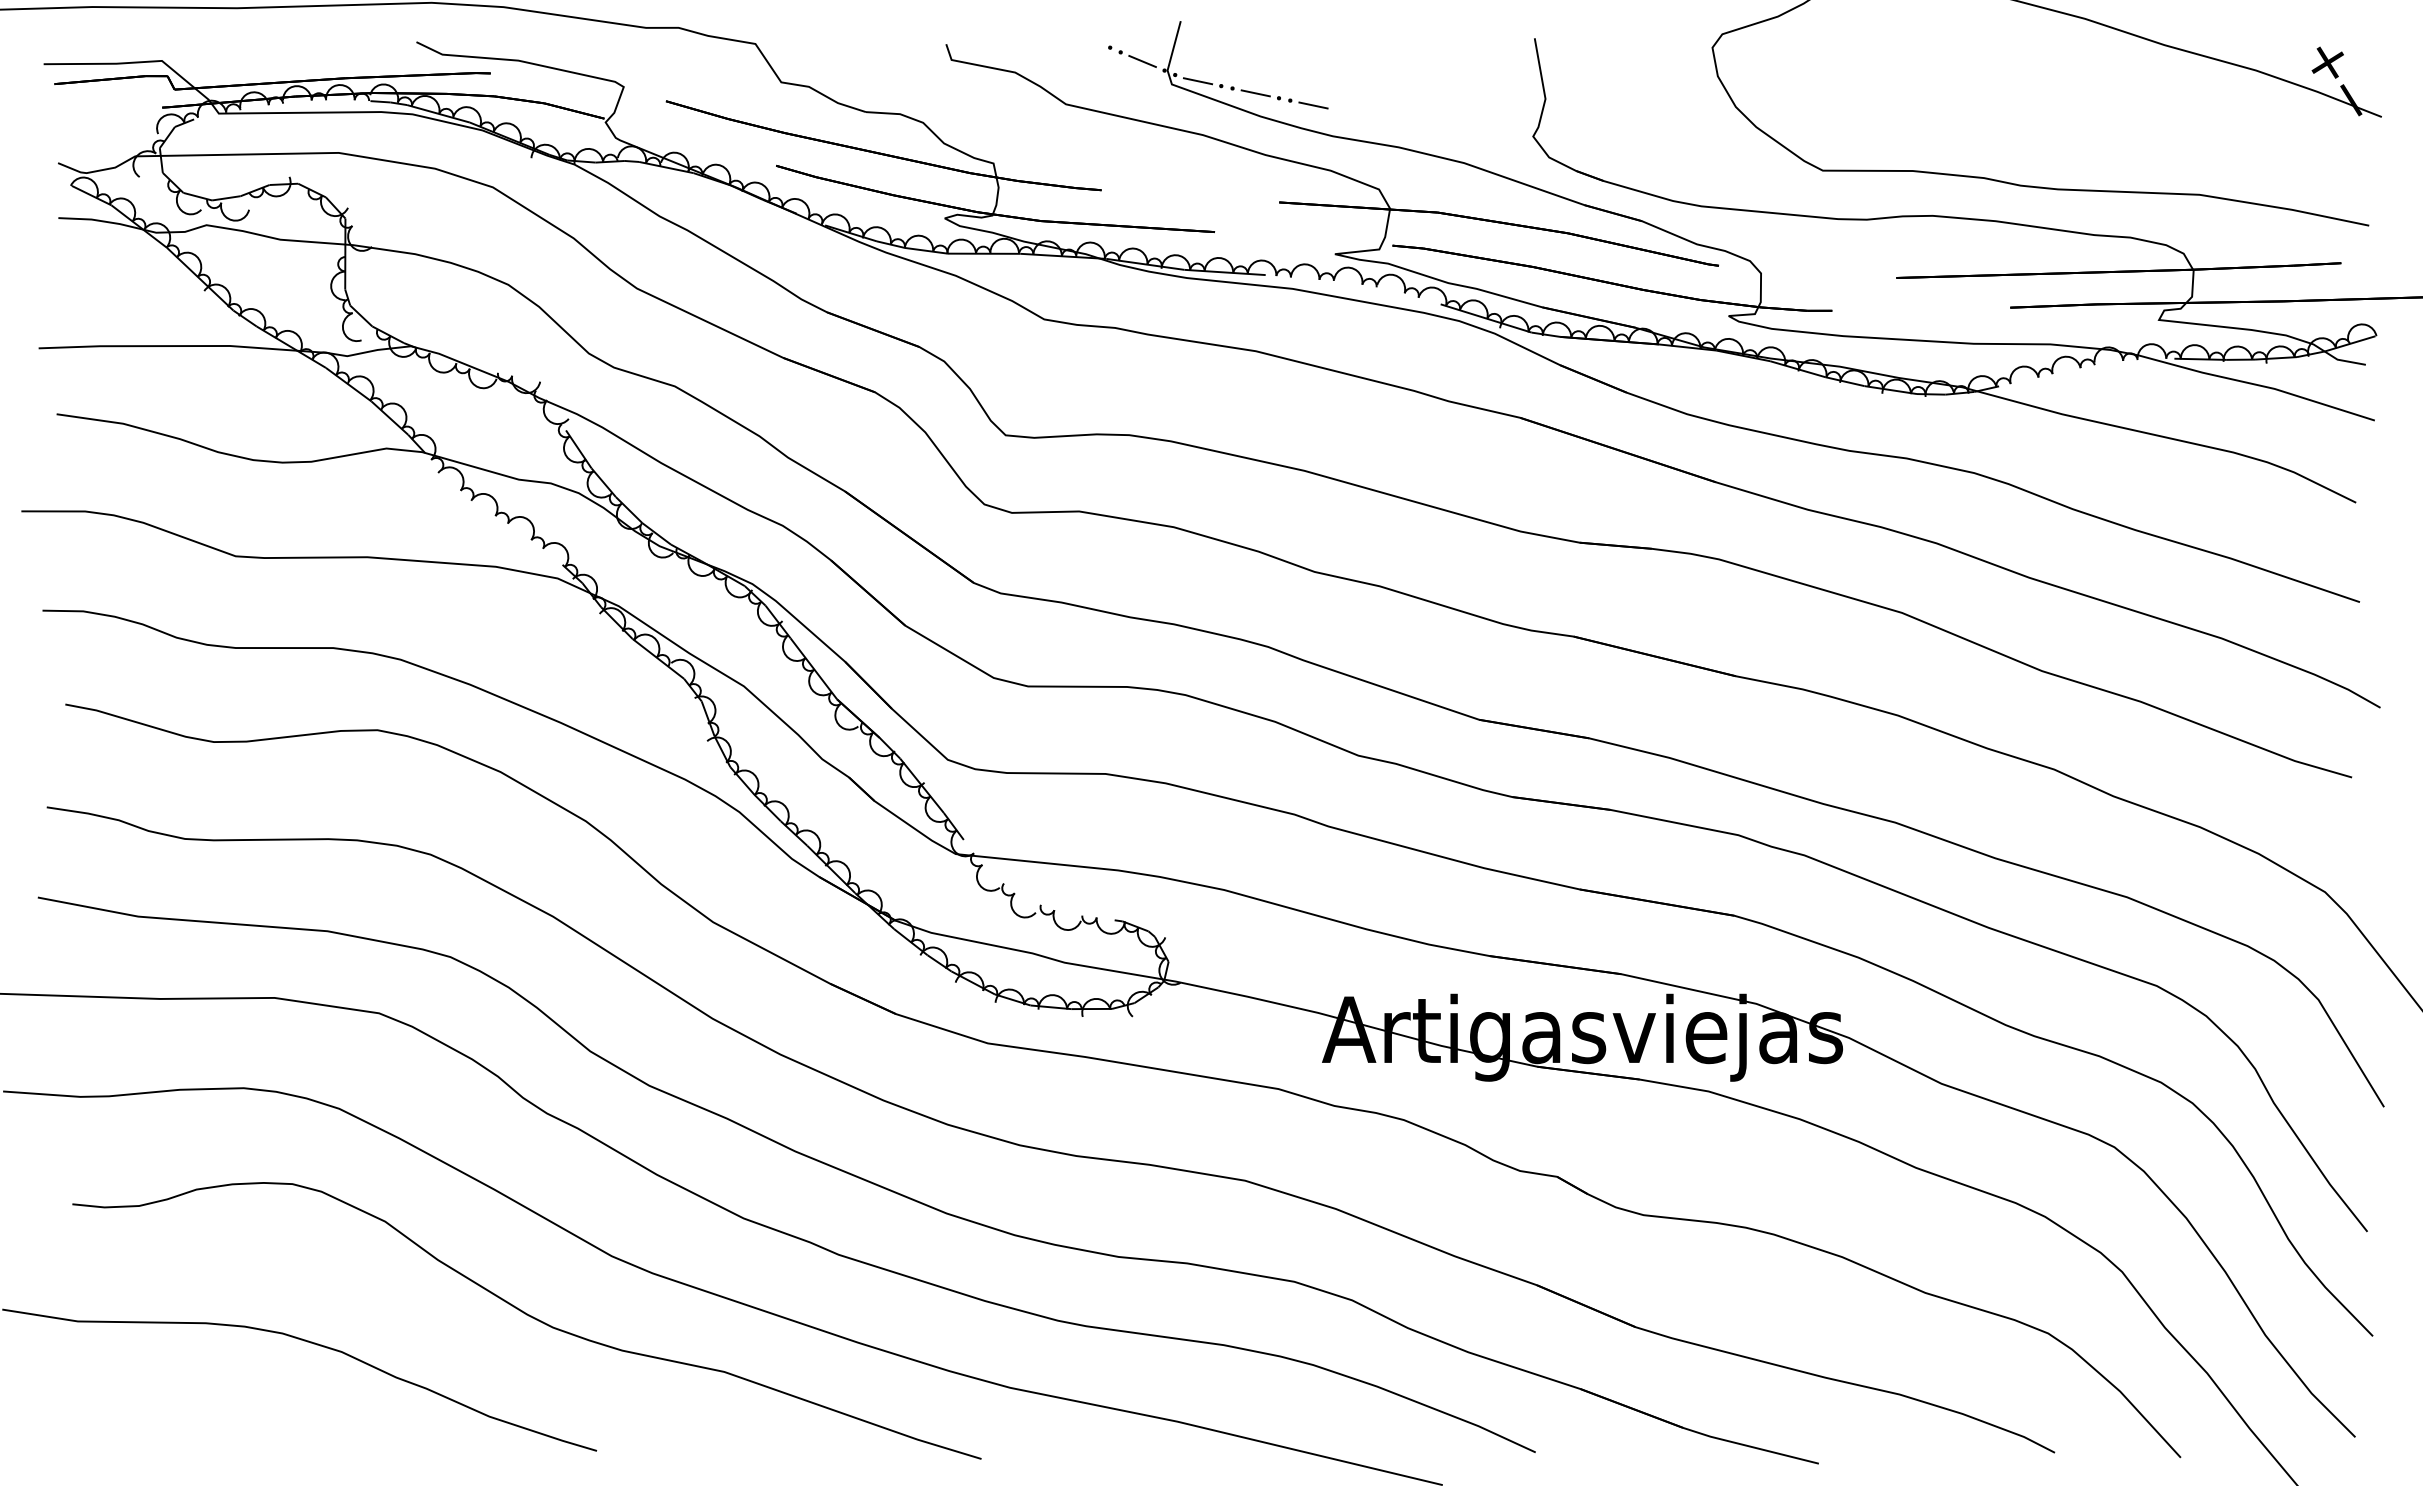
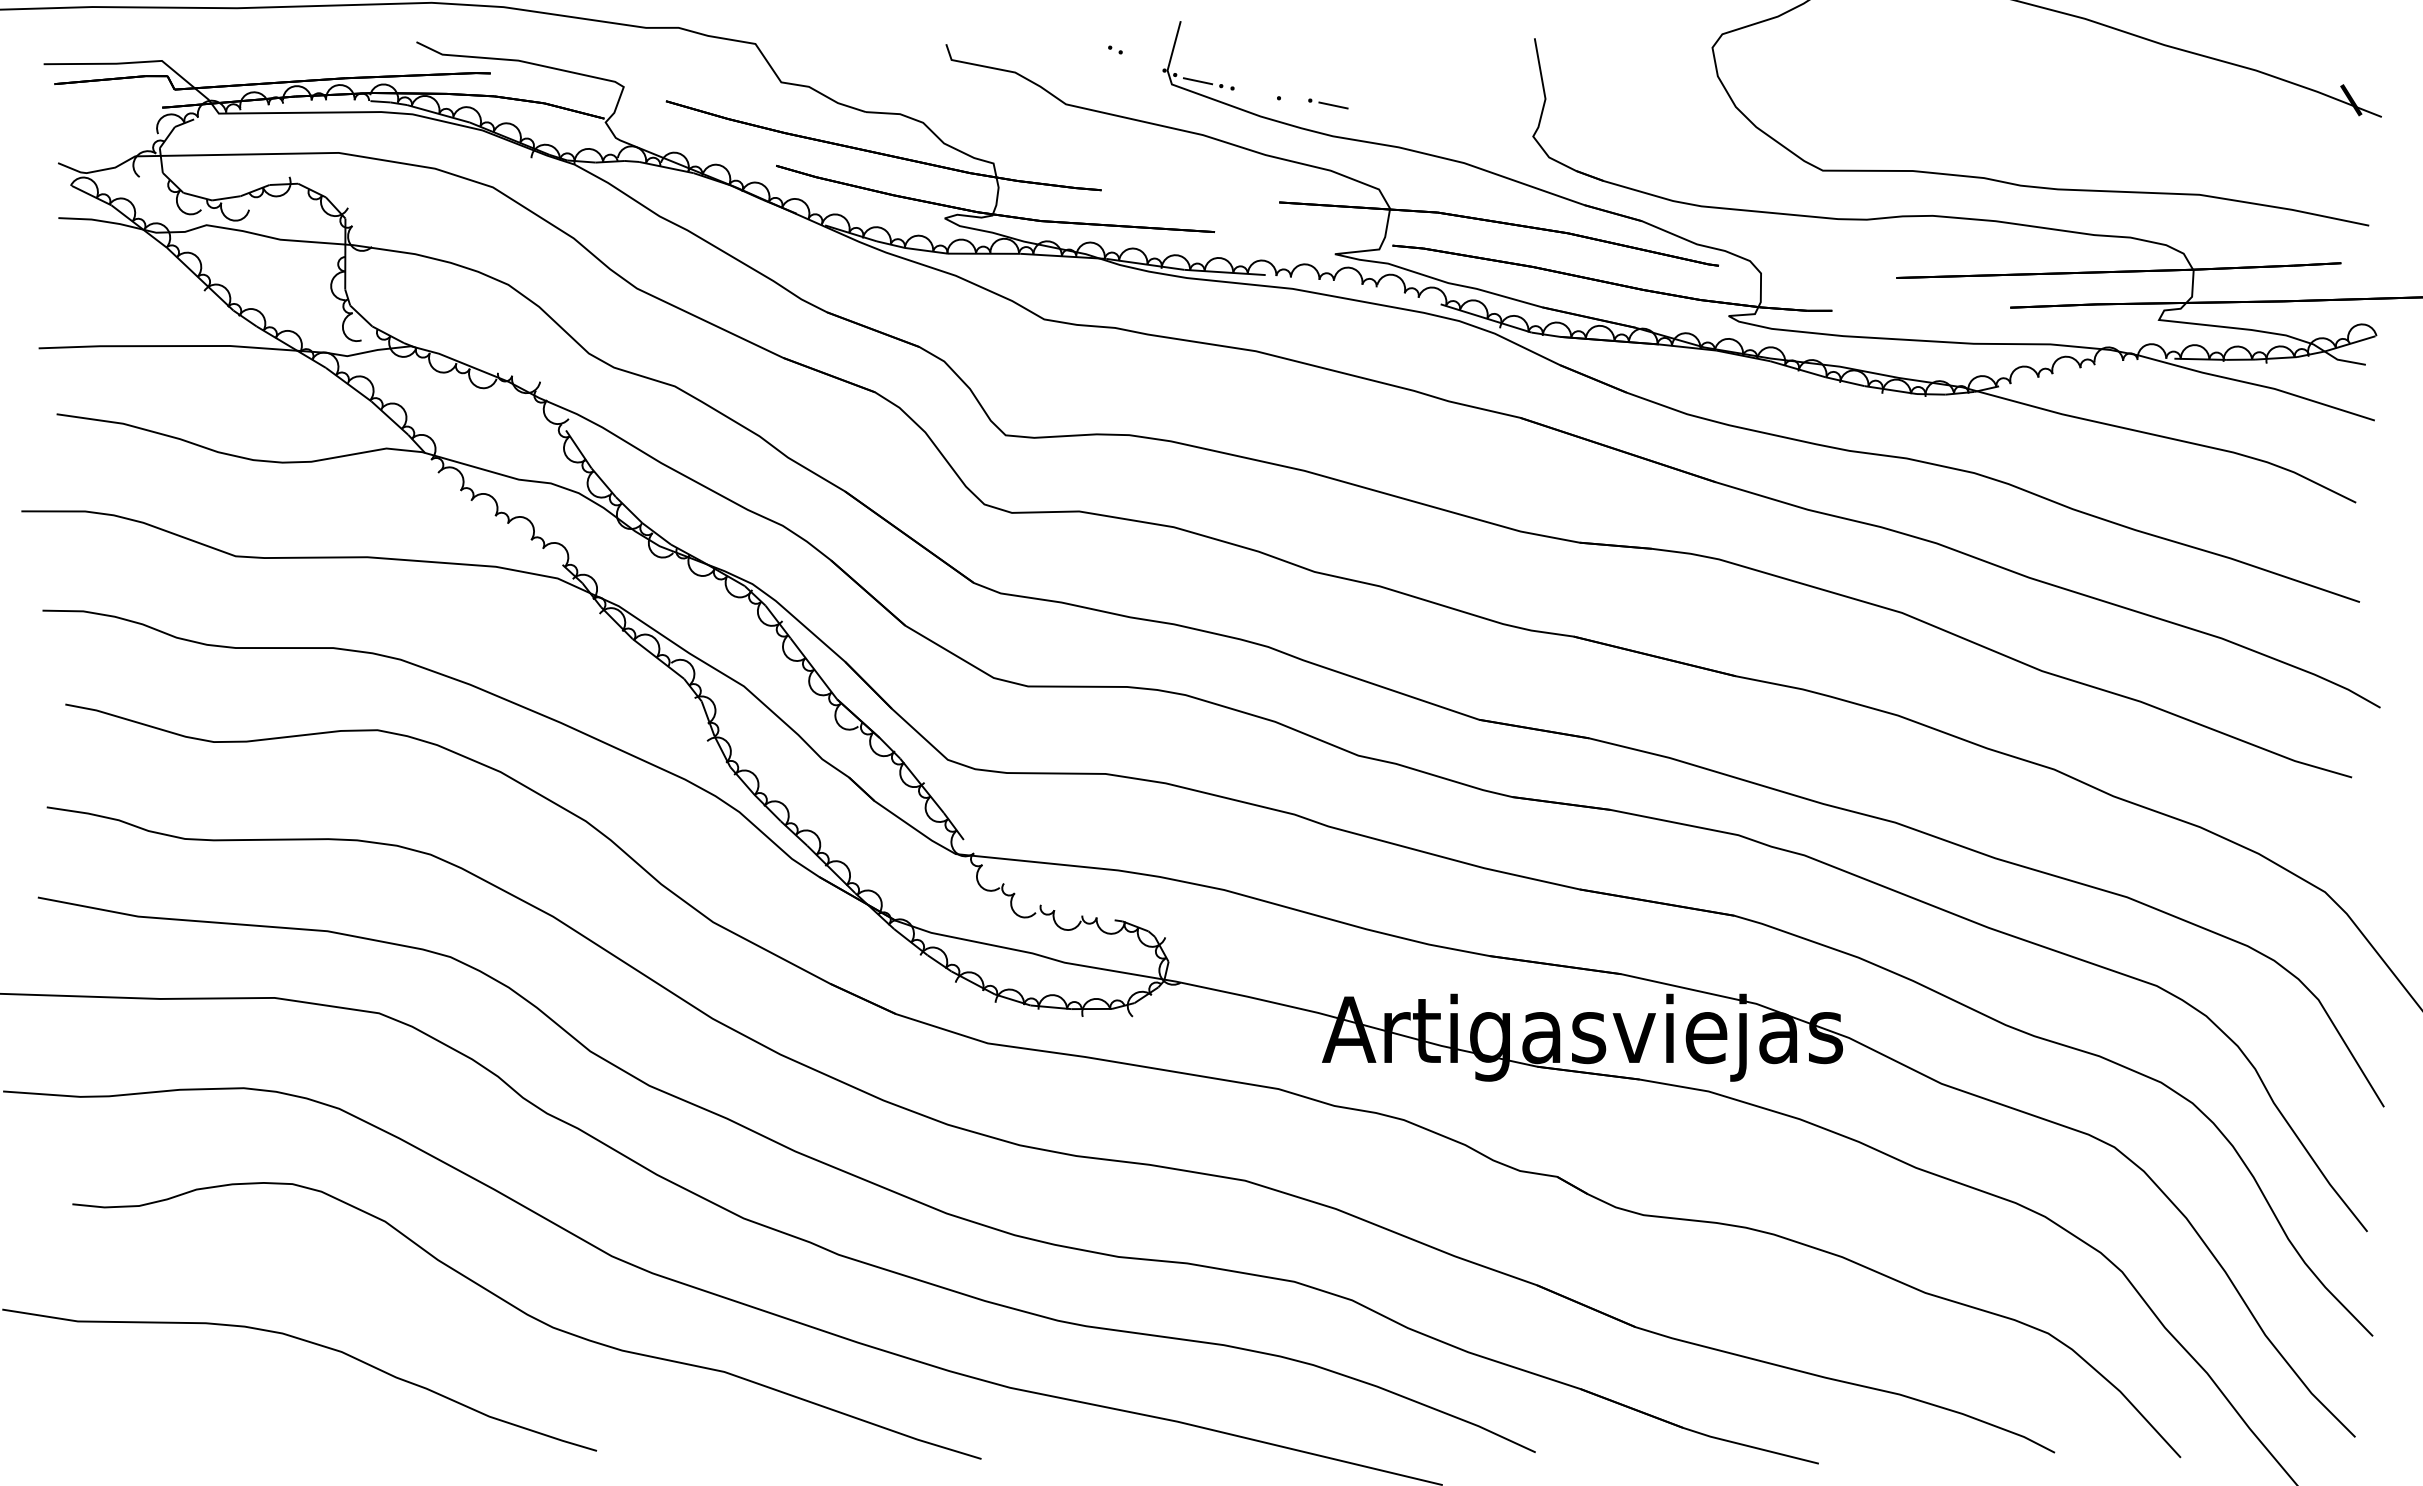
line: present -> none (1142, 61)
part: present -> none (2327, 62)
line: present -> none (1255, 93)
part position: (1308, 103) -> (1328, 103) (1328, 103)
